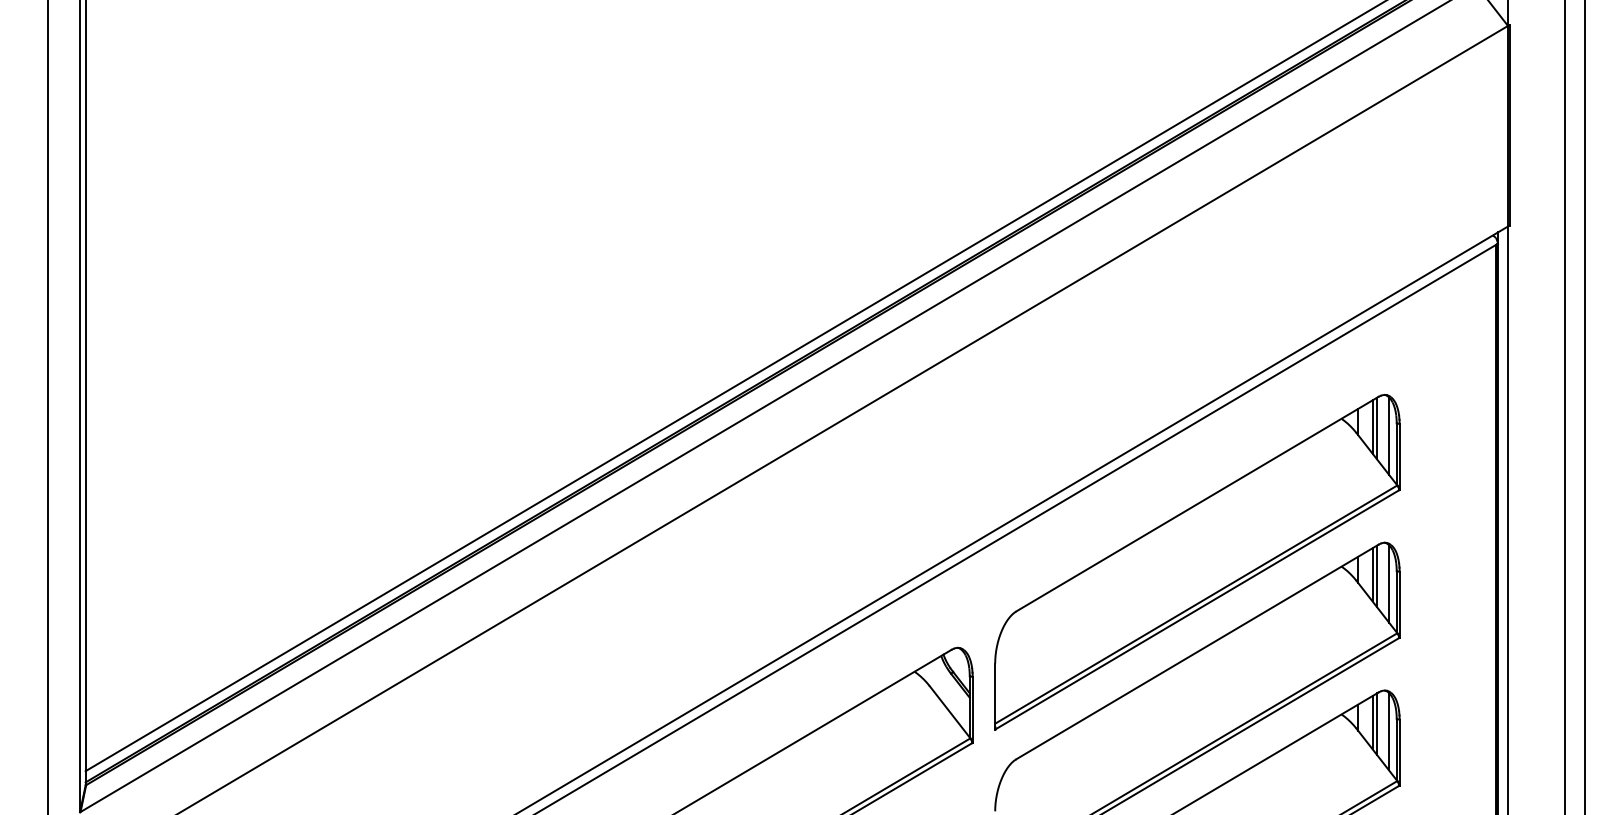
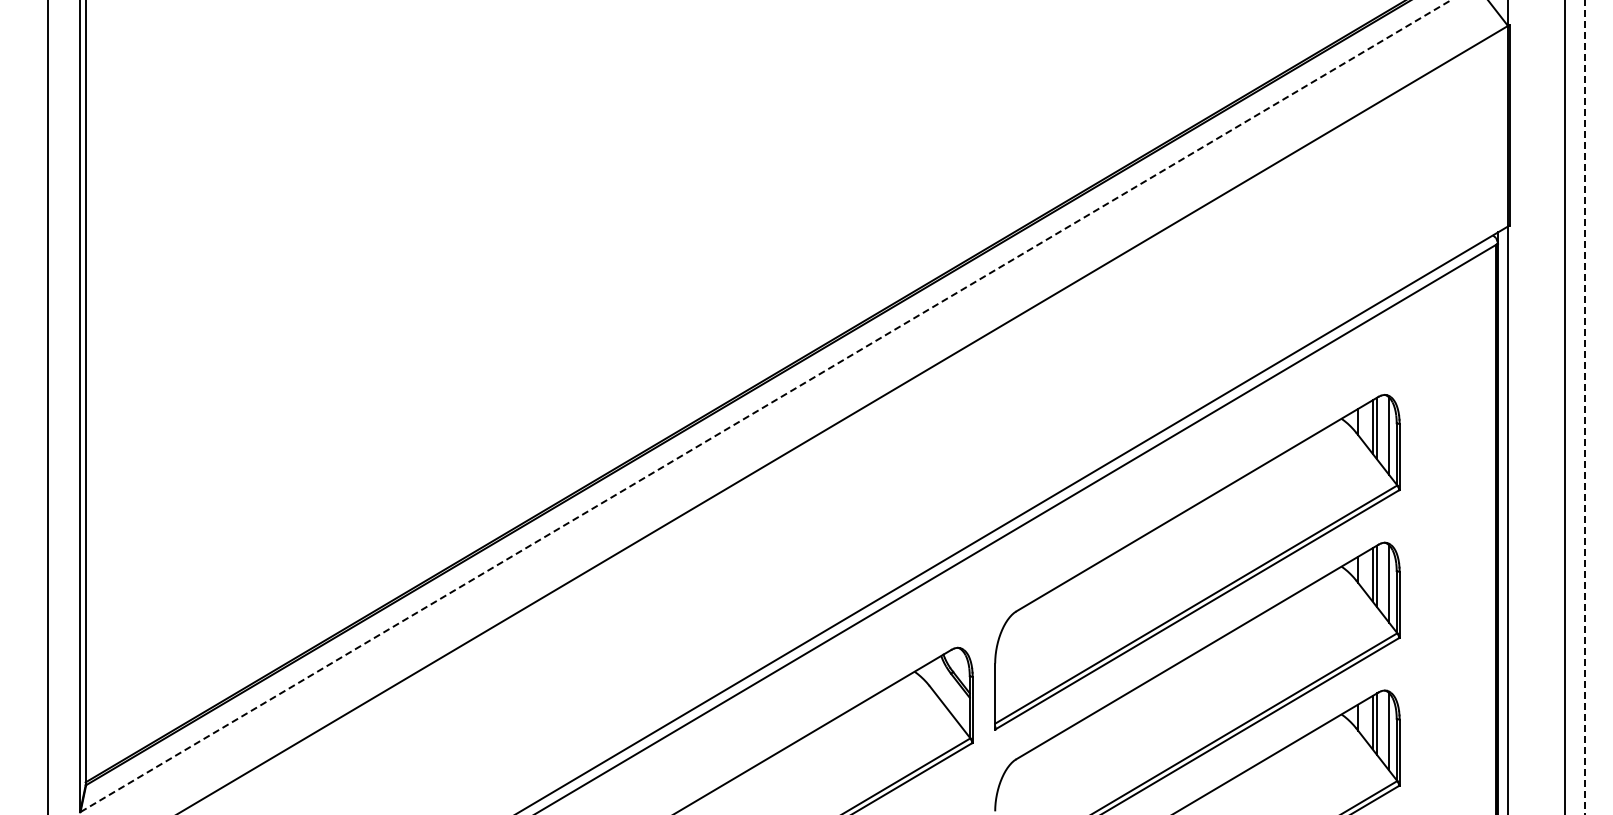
line: present -> none (734, 386)
line: solid -> dashed (765, 406)
line: solid -> dashed (1584, 406)
